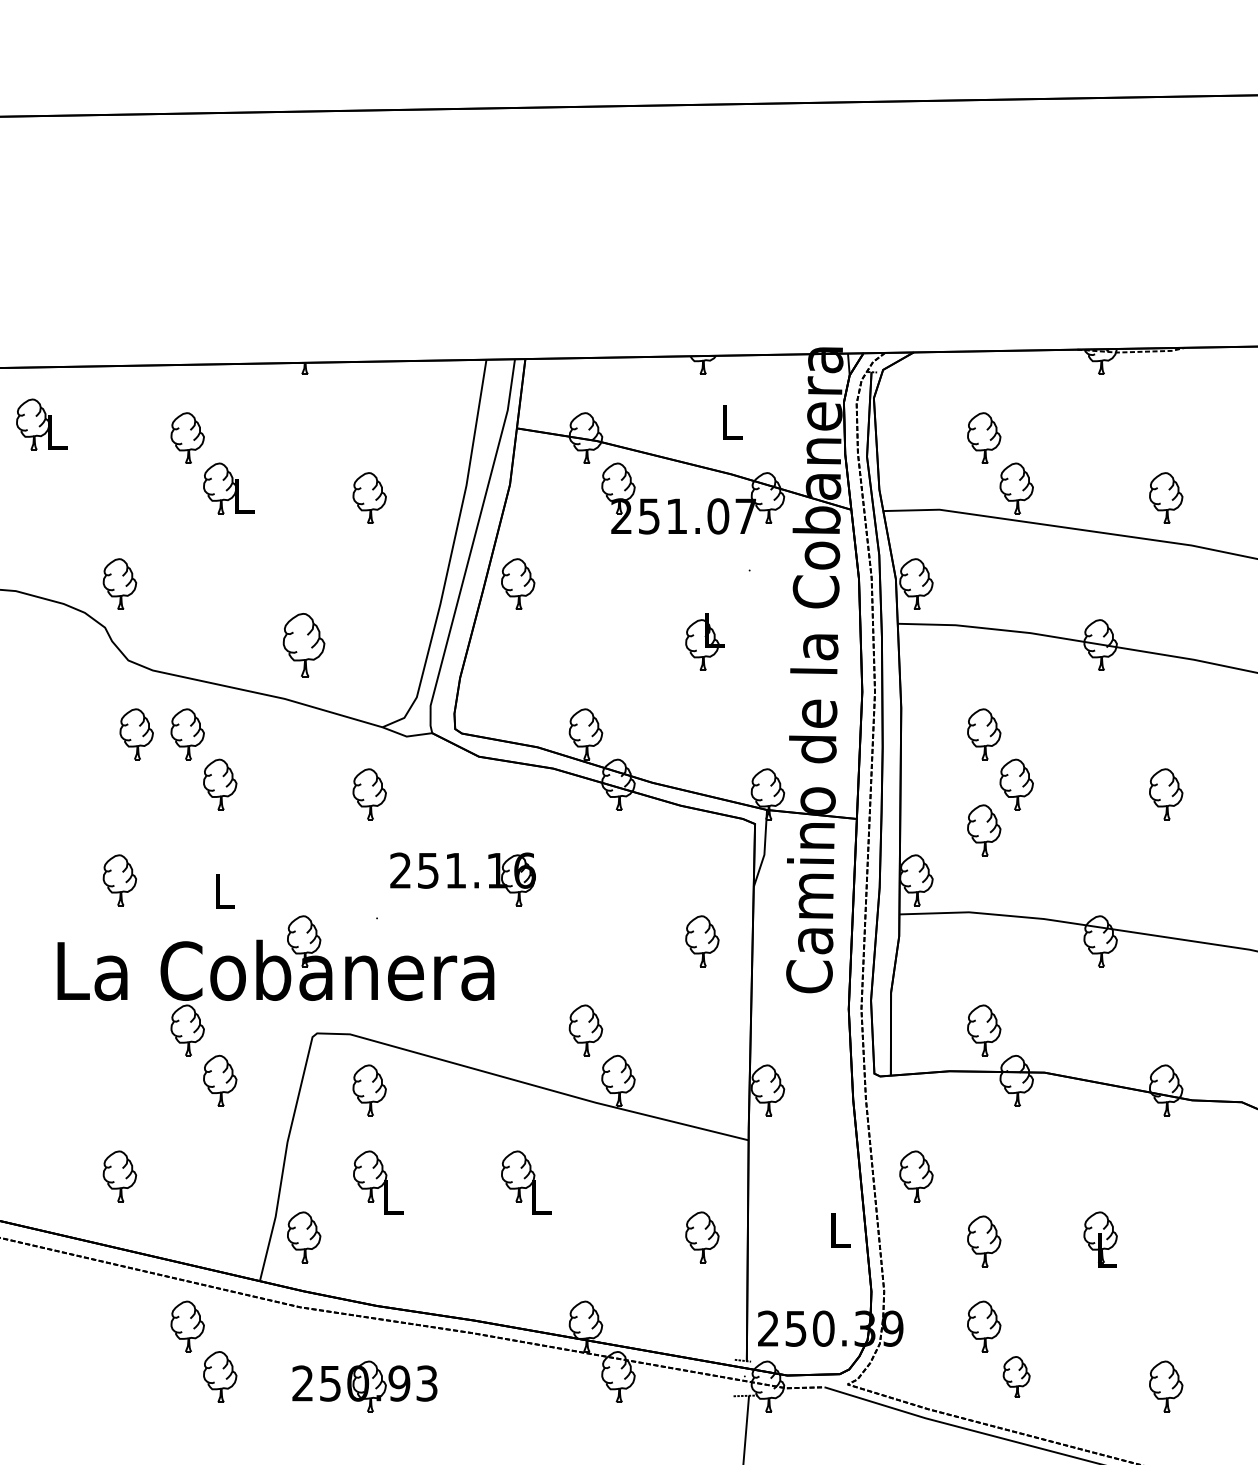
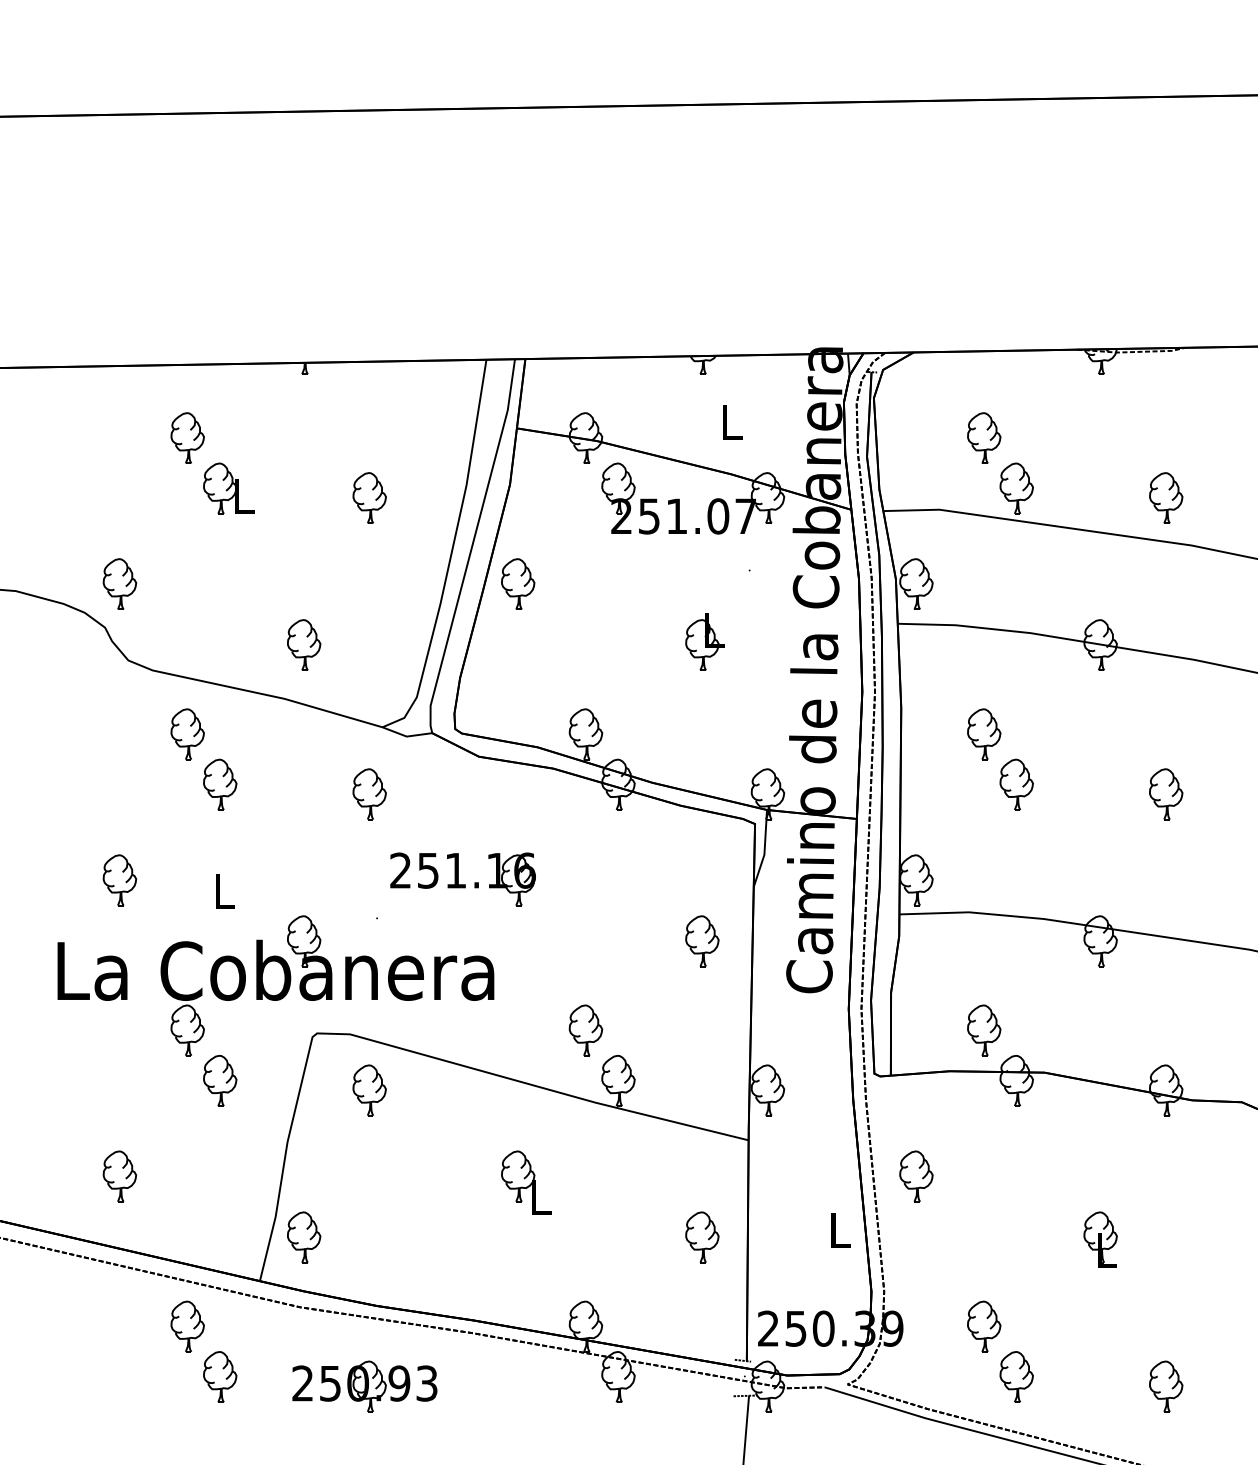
part: present -> none (41, 424)
part size: 44x65 px -> 35x52 px (304, 644)
part: present -> none (136, 734)
part: present -> none (984, 830)
part: present -> none (378, 1182)
part: present -> none (984, 1241)
part size: 29x42 px -> 35x52 px (1016, 1376)
